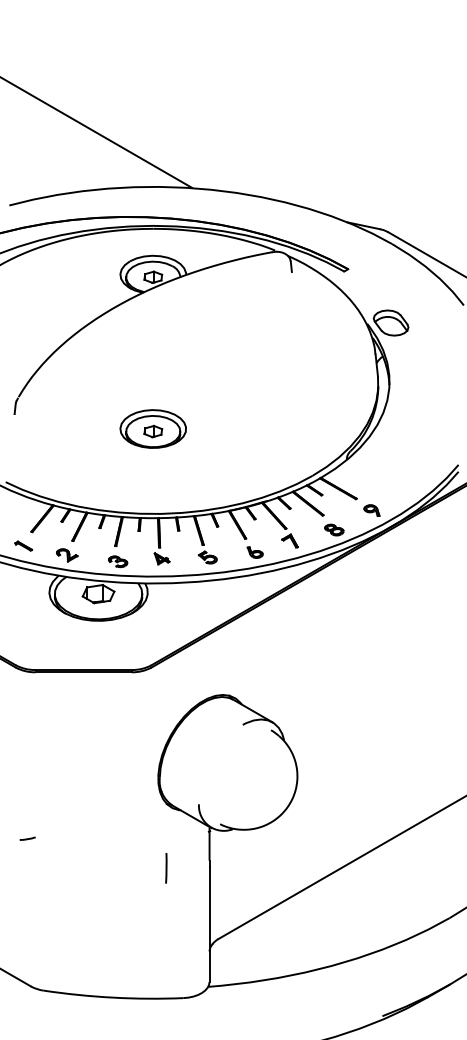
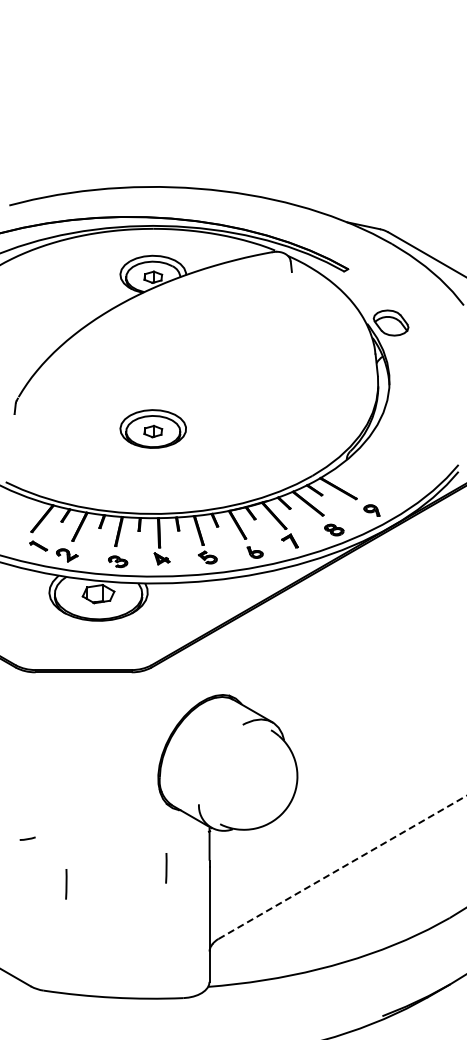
line: present -> none (97, 132)
part position: (23, 545) -> (38, 545) (38, 545)
line: solid -> dashed (343, 867)
line: none -> present (66, 884)
